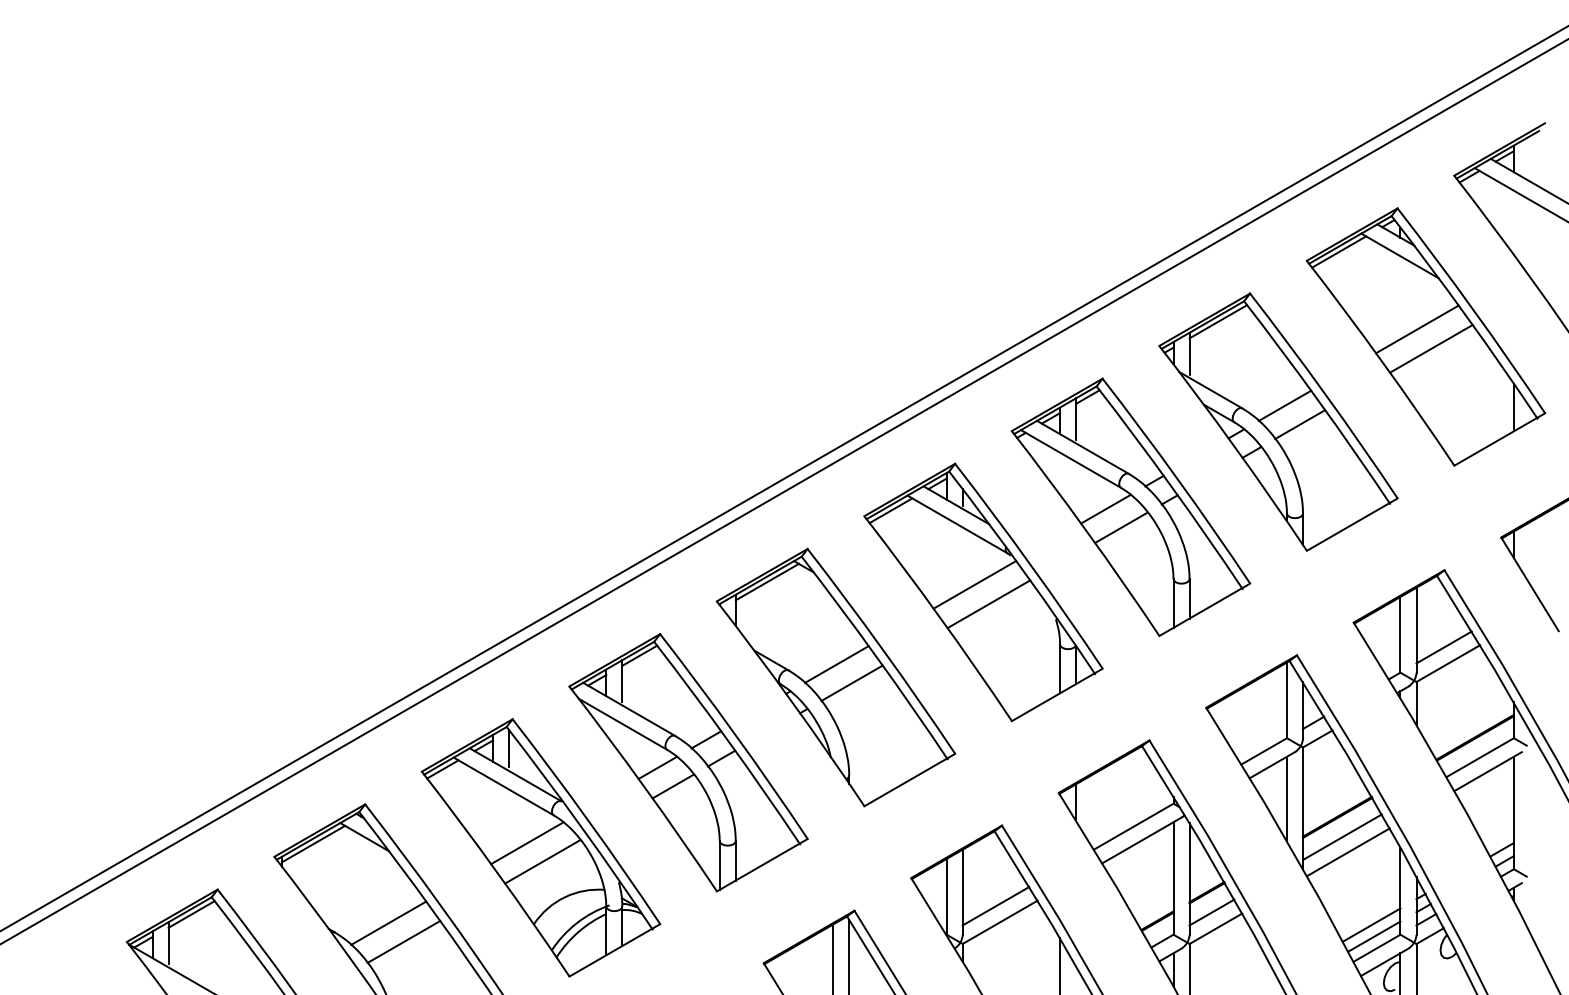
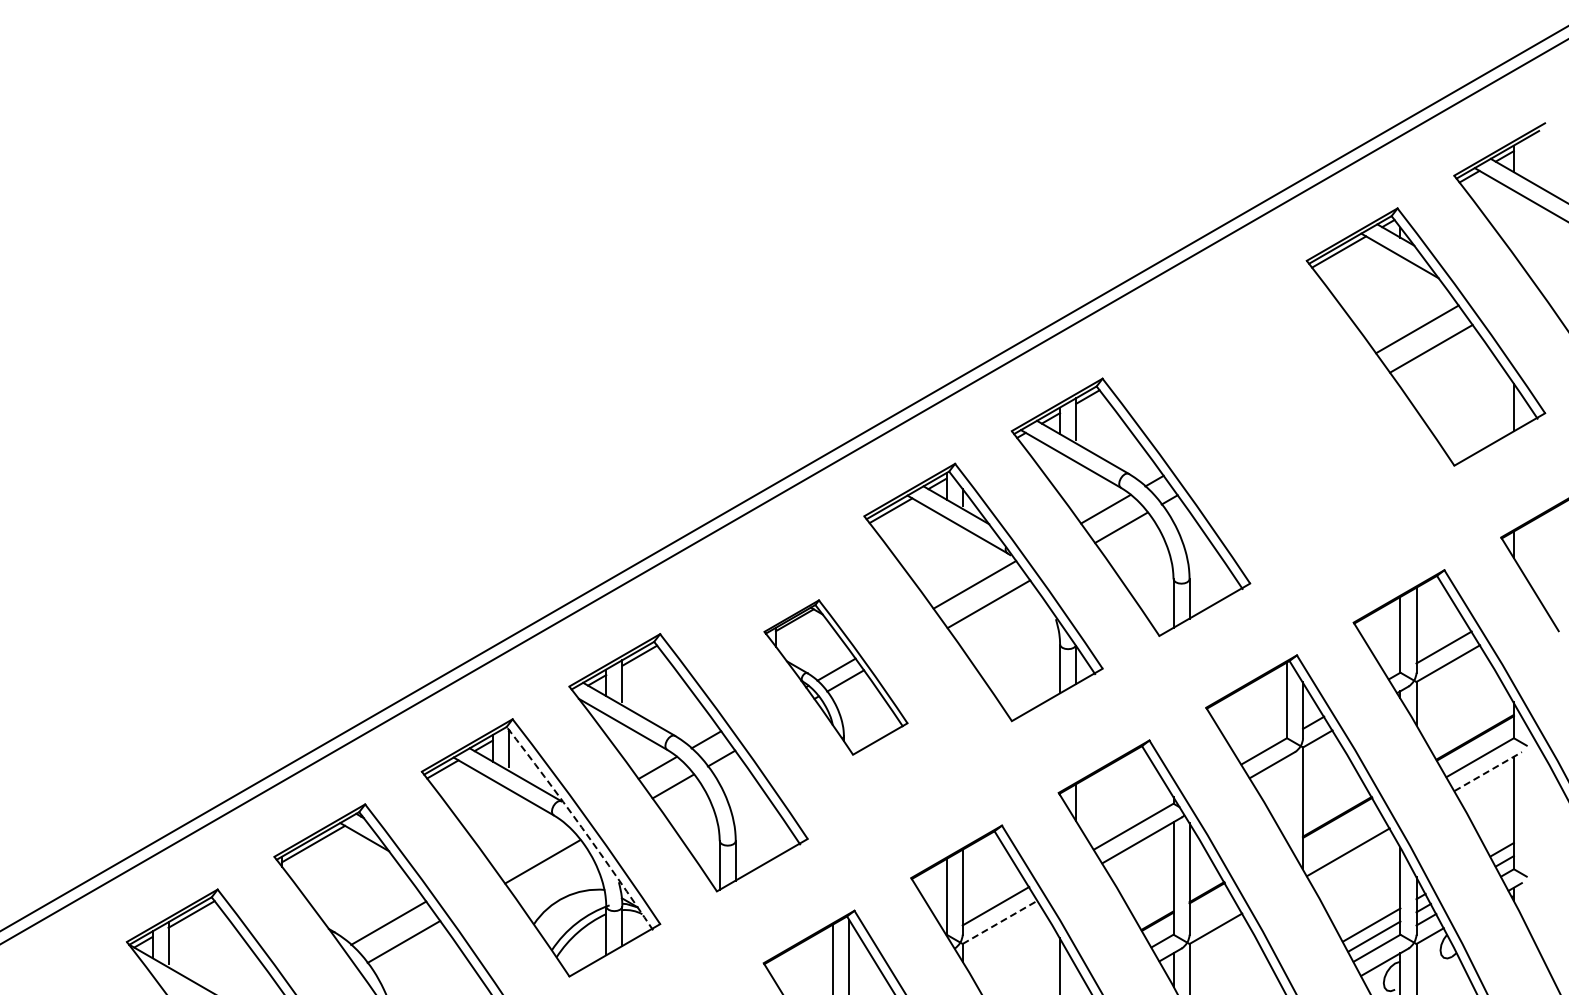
part: present -> none (1278, 421)
part size: 242x261 px -> 146x157 px (835, 677)
line: solid -> dashed (1488, 771)
line: present -> none (1287, 798)
arc: solid -> dashed (581, 827)
line: present -> none (1342, 836)
line: present -> none (527, 843)
line: present -> none (1211, 912)
line: solid -> dashed (1000, 922)
